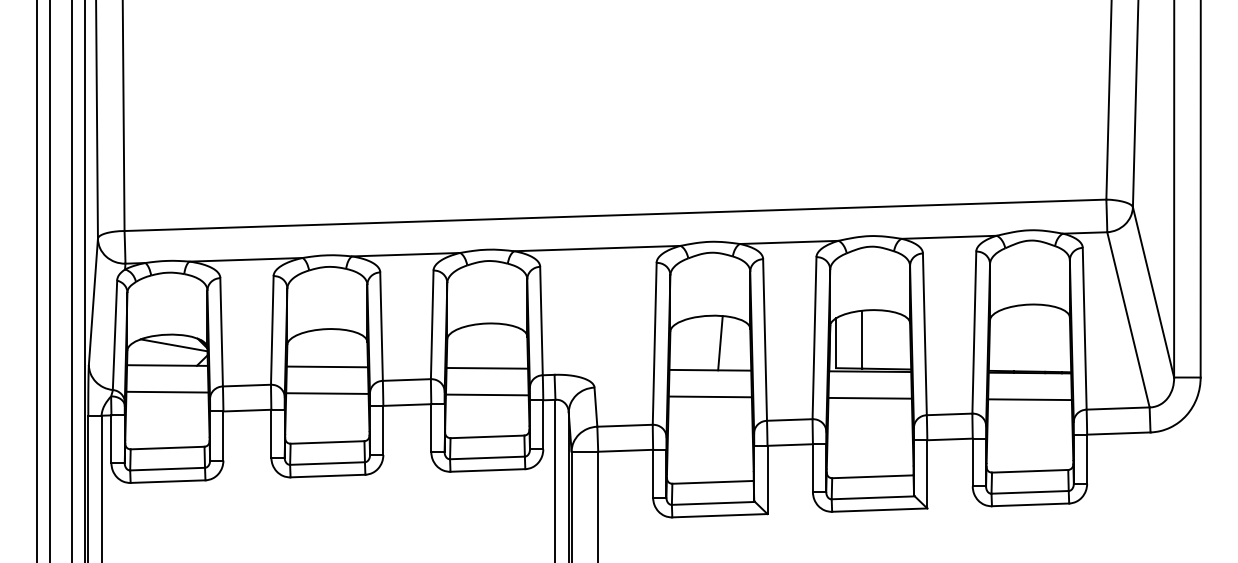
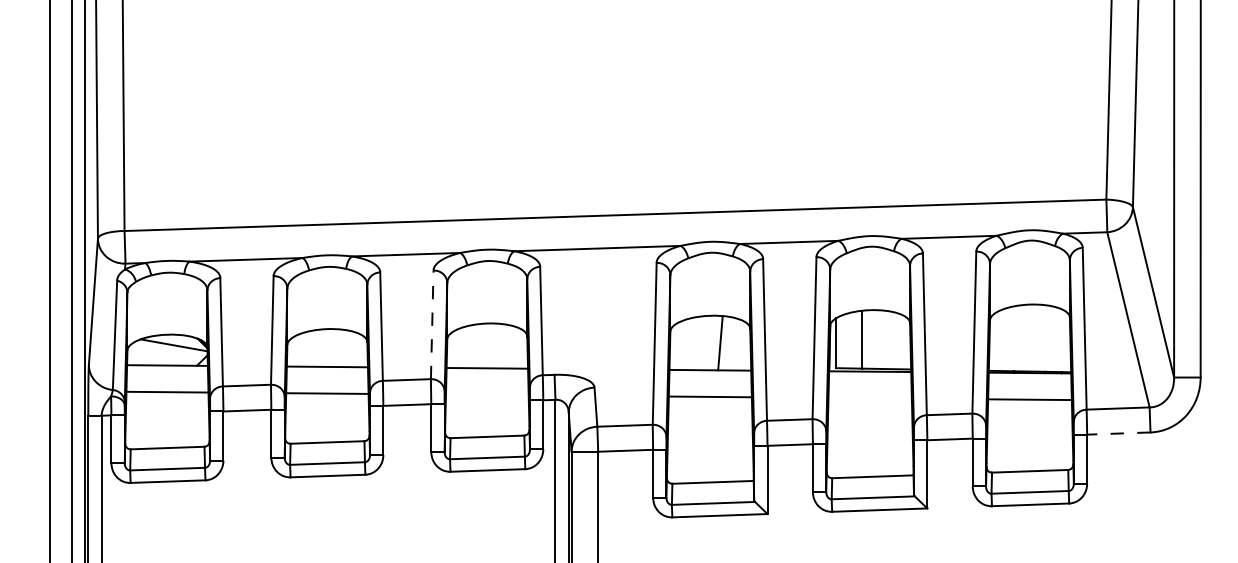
line: present -> none (37, 280)
line: solid -> dashed (432, 324)
line: present -> none (486, 394)
line: present -> none (869, 397)
line: solid -> dashed (1118, 433)
